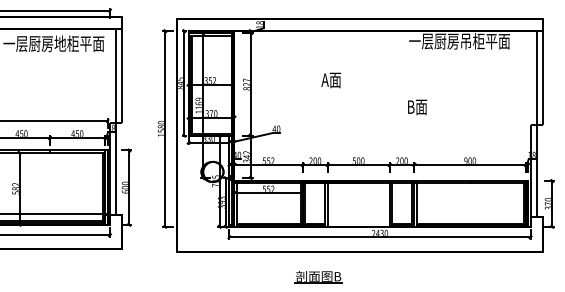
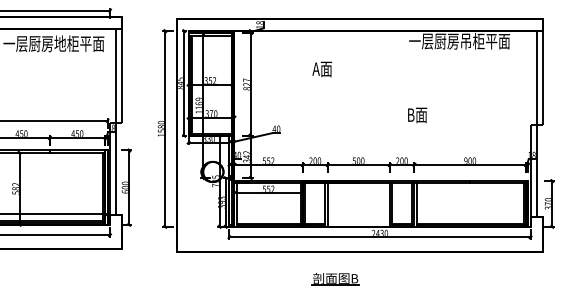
text position: (331, 80) -> (322, 69) (322, 69)
text position: (417, 107) -> (417, 115) (417, 115)
part position: (318, 276) -> (335, 278) (335, 278)
